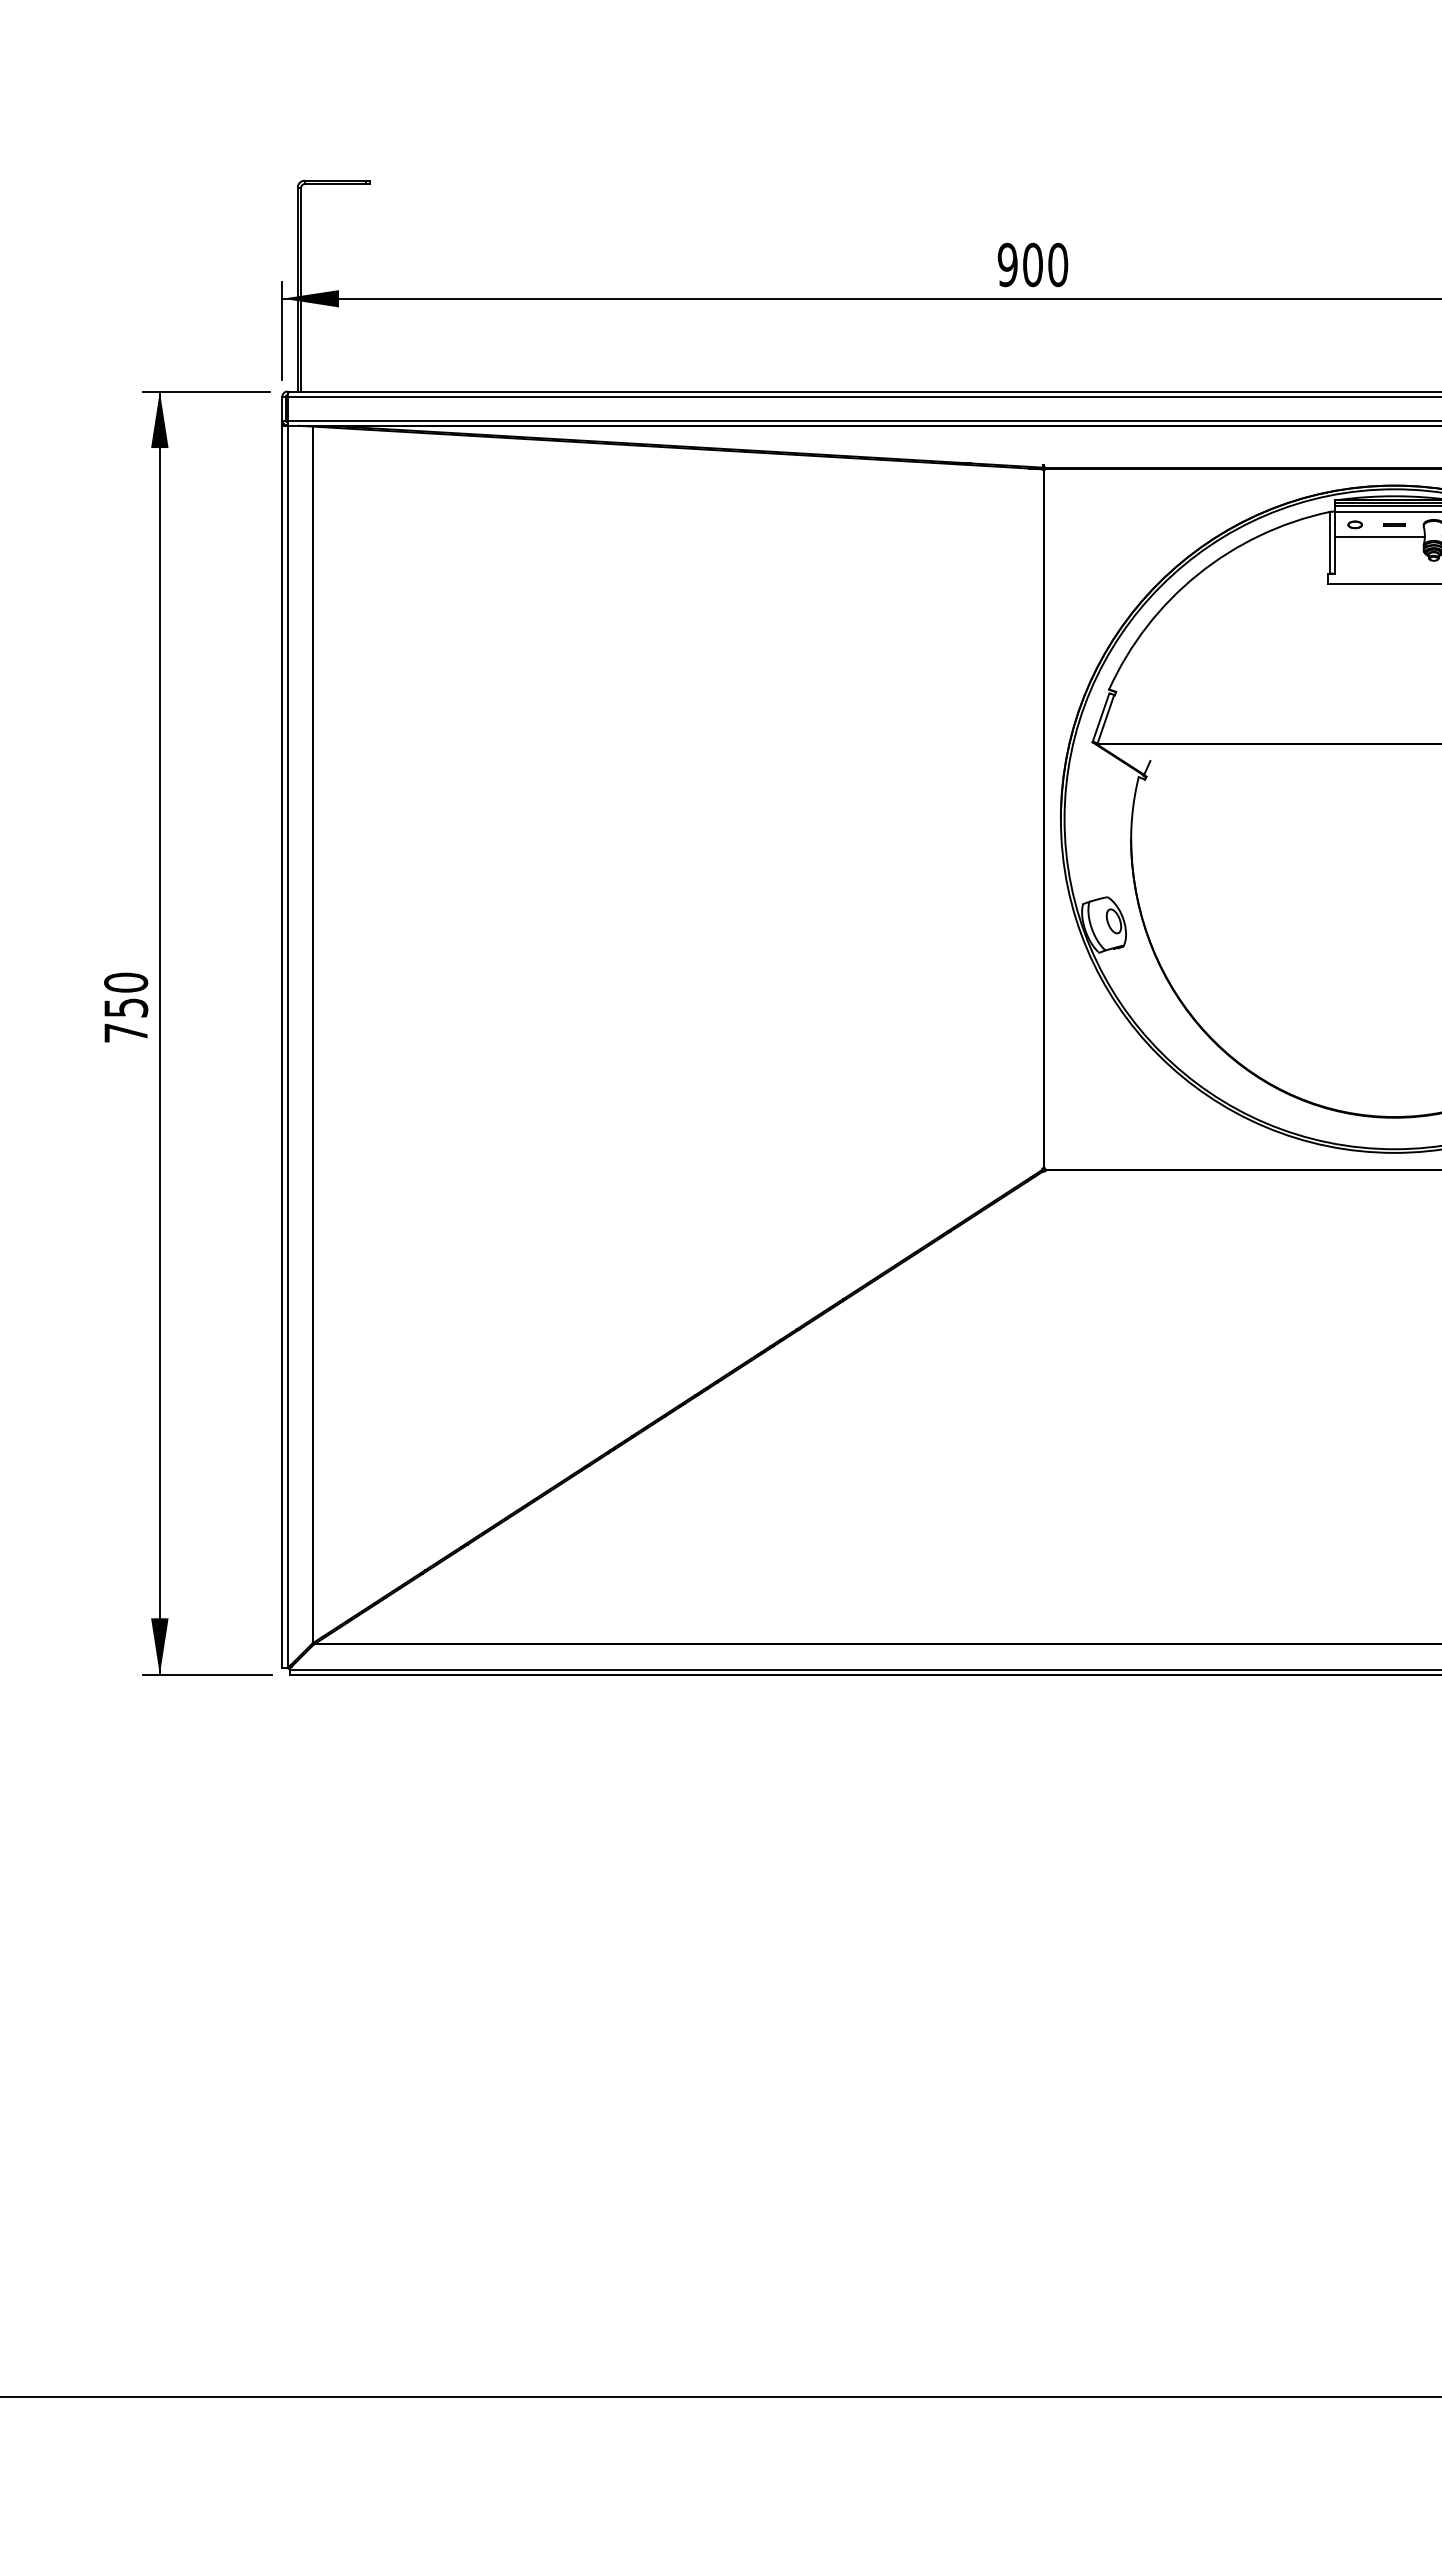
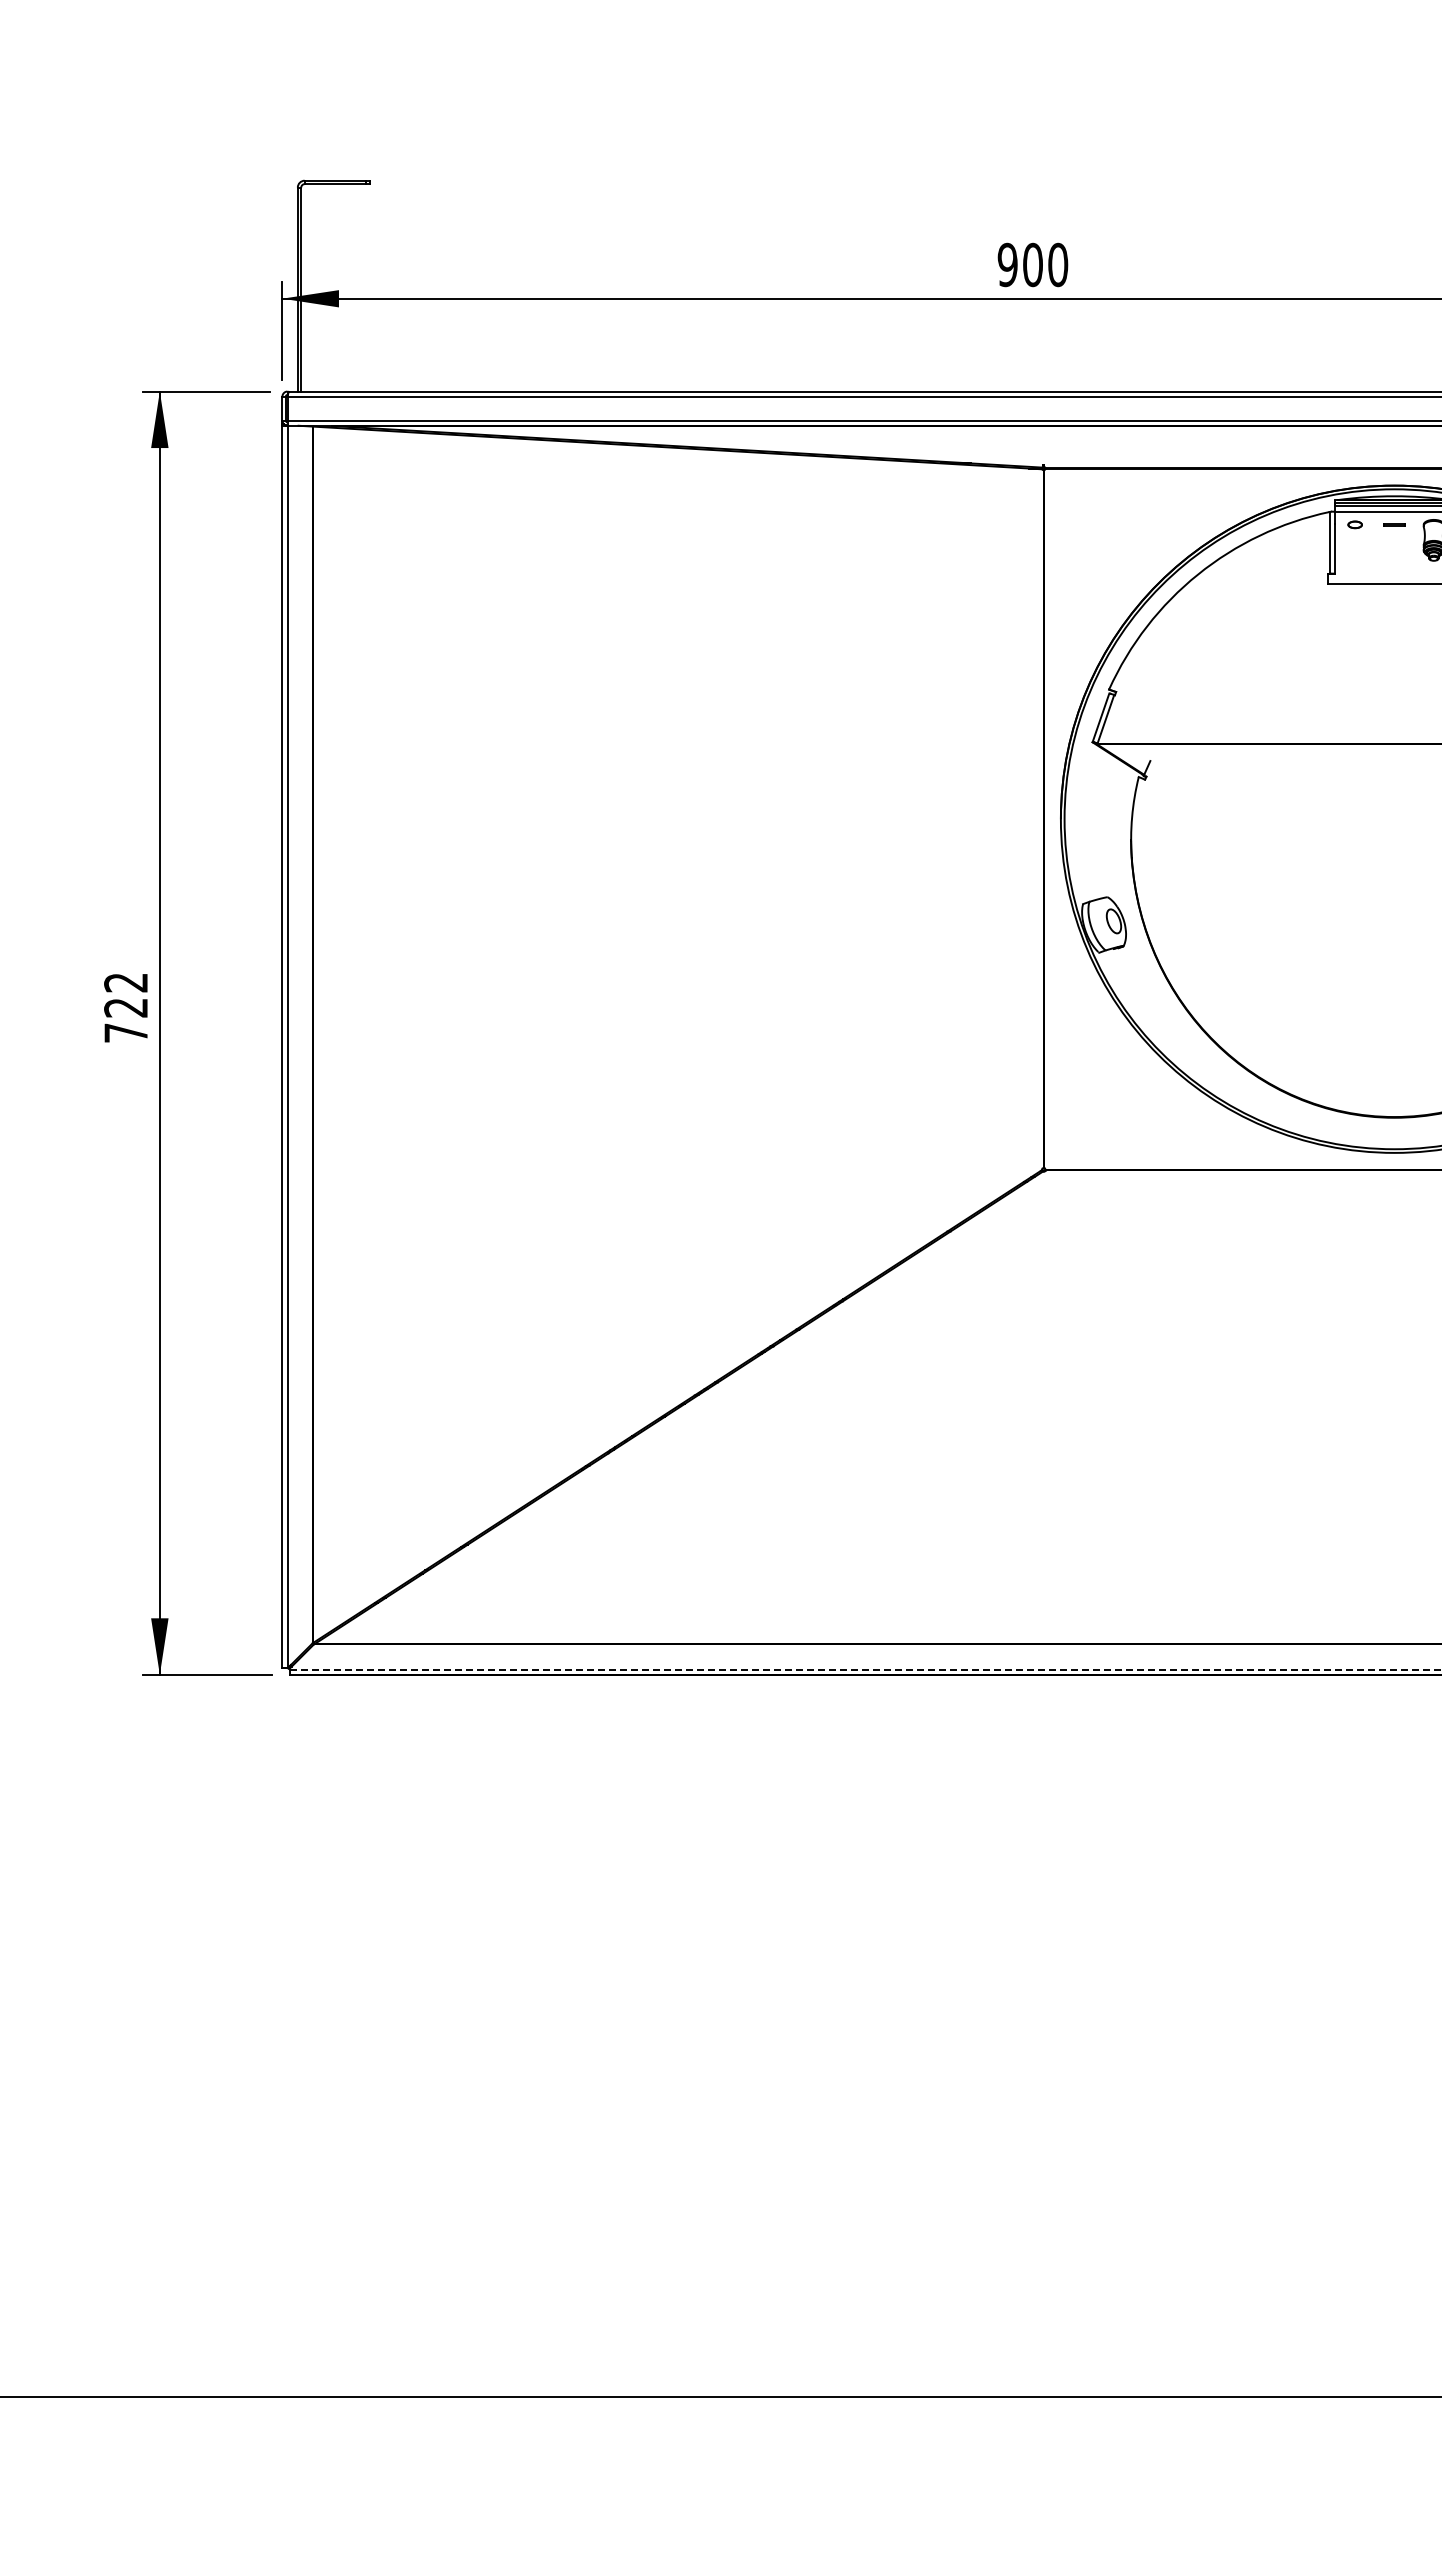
line: present -> none (1379, 537)
text: 750 -> 722 (126, 994)
line: solid -> dashed (865, 1669)
